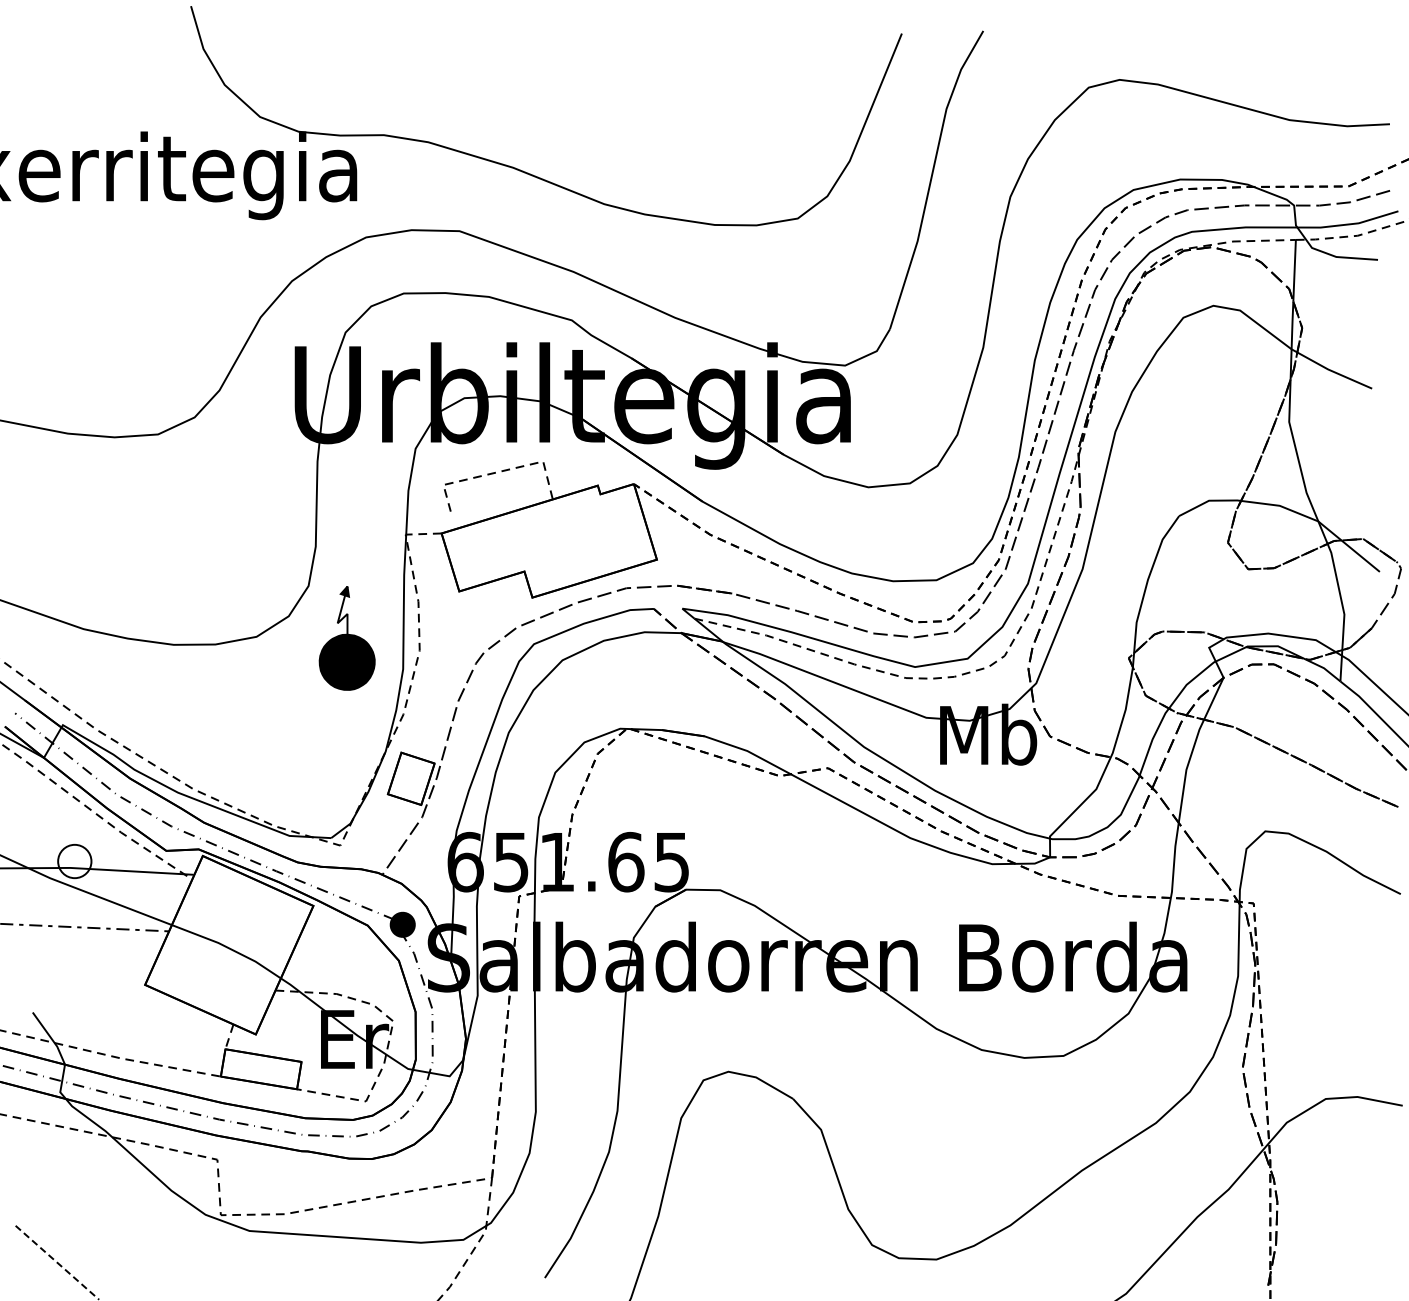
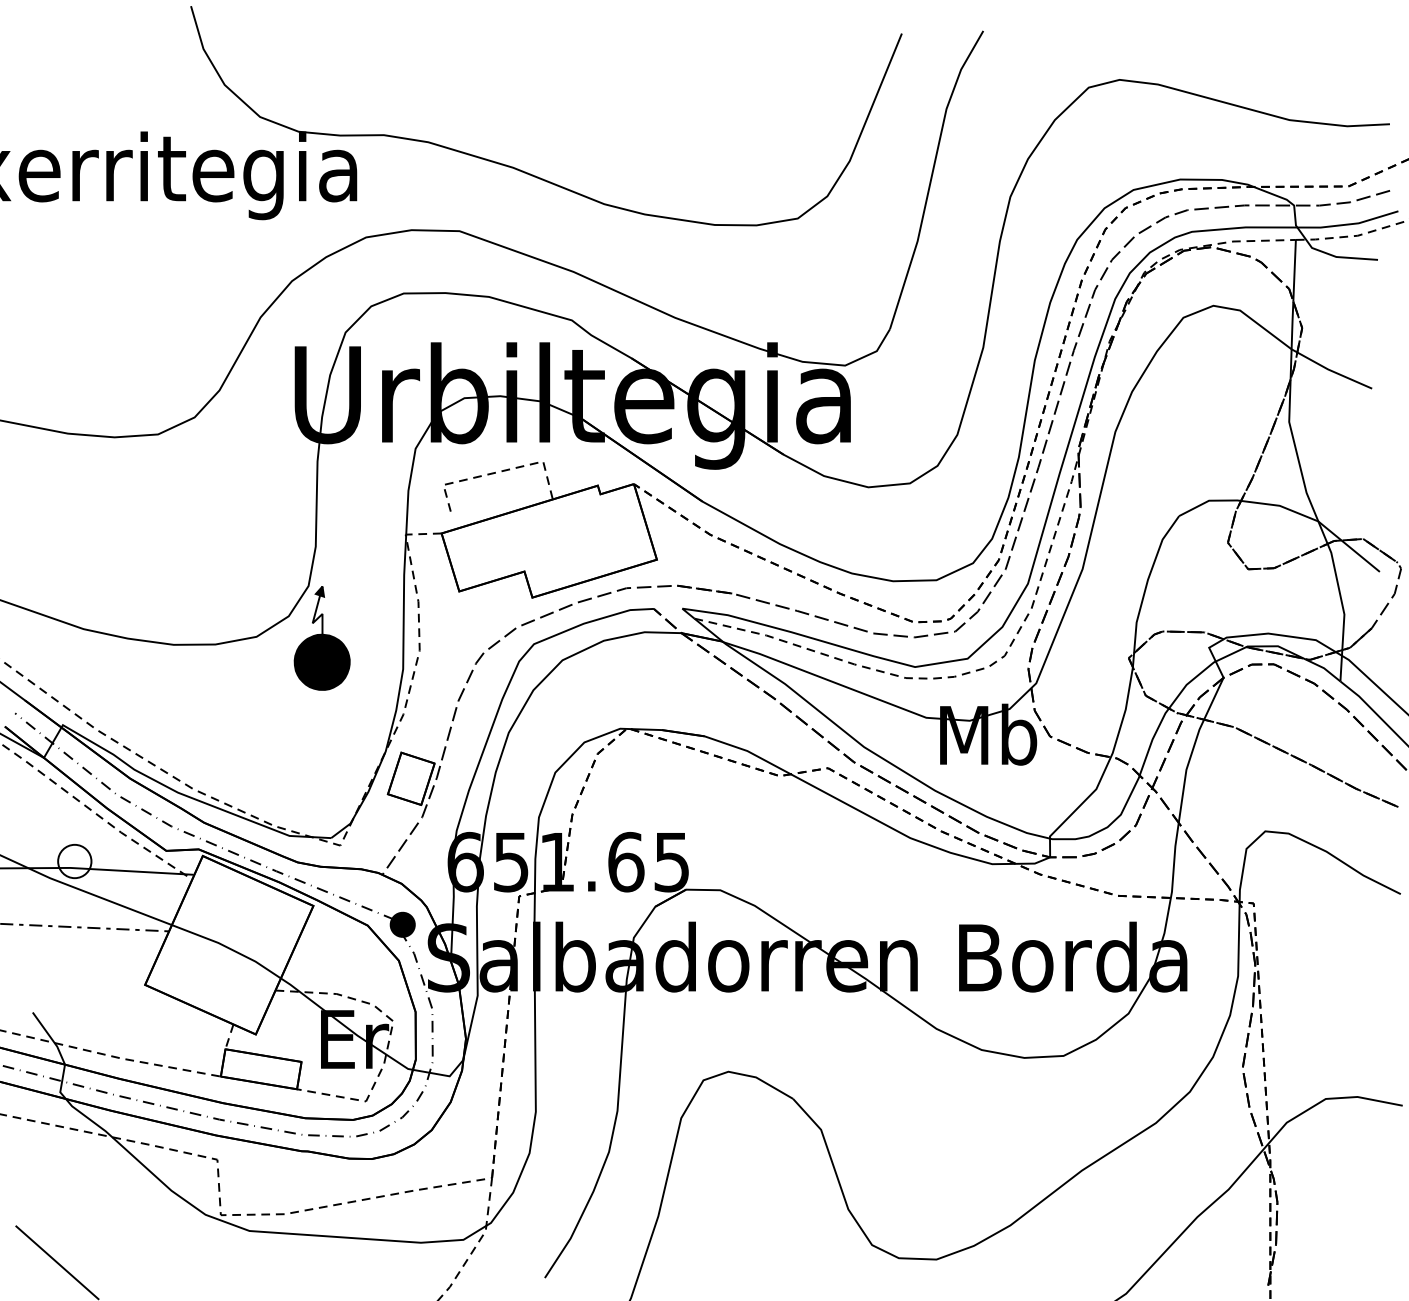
part position: (346, 638) -> (321, 638) (321, 638)
line: dashed -> solid (57, 1262)
